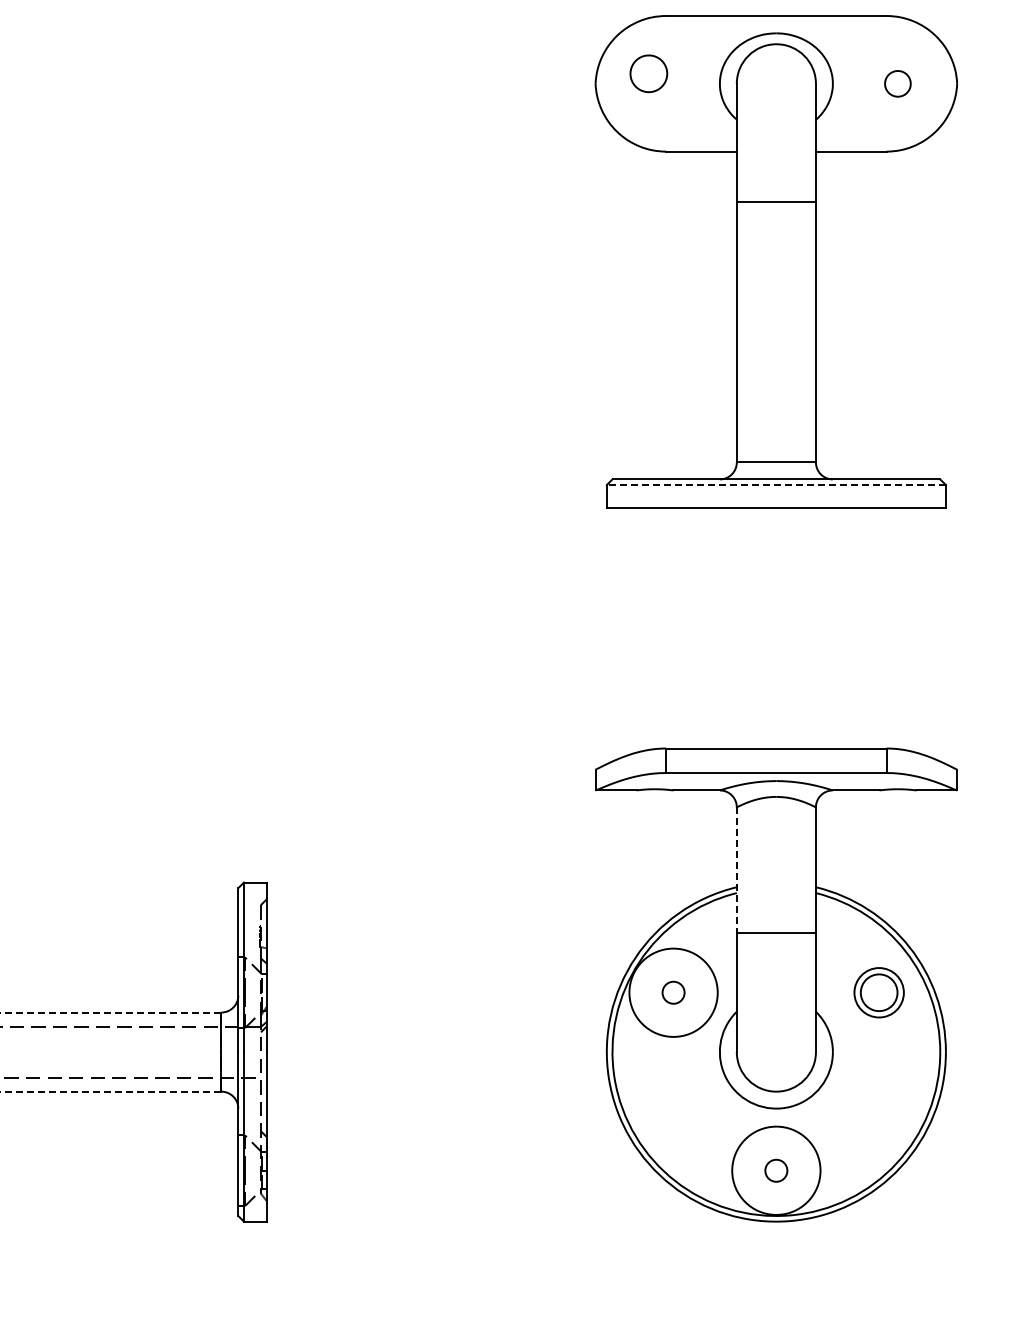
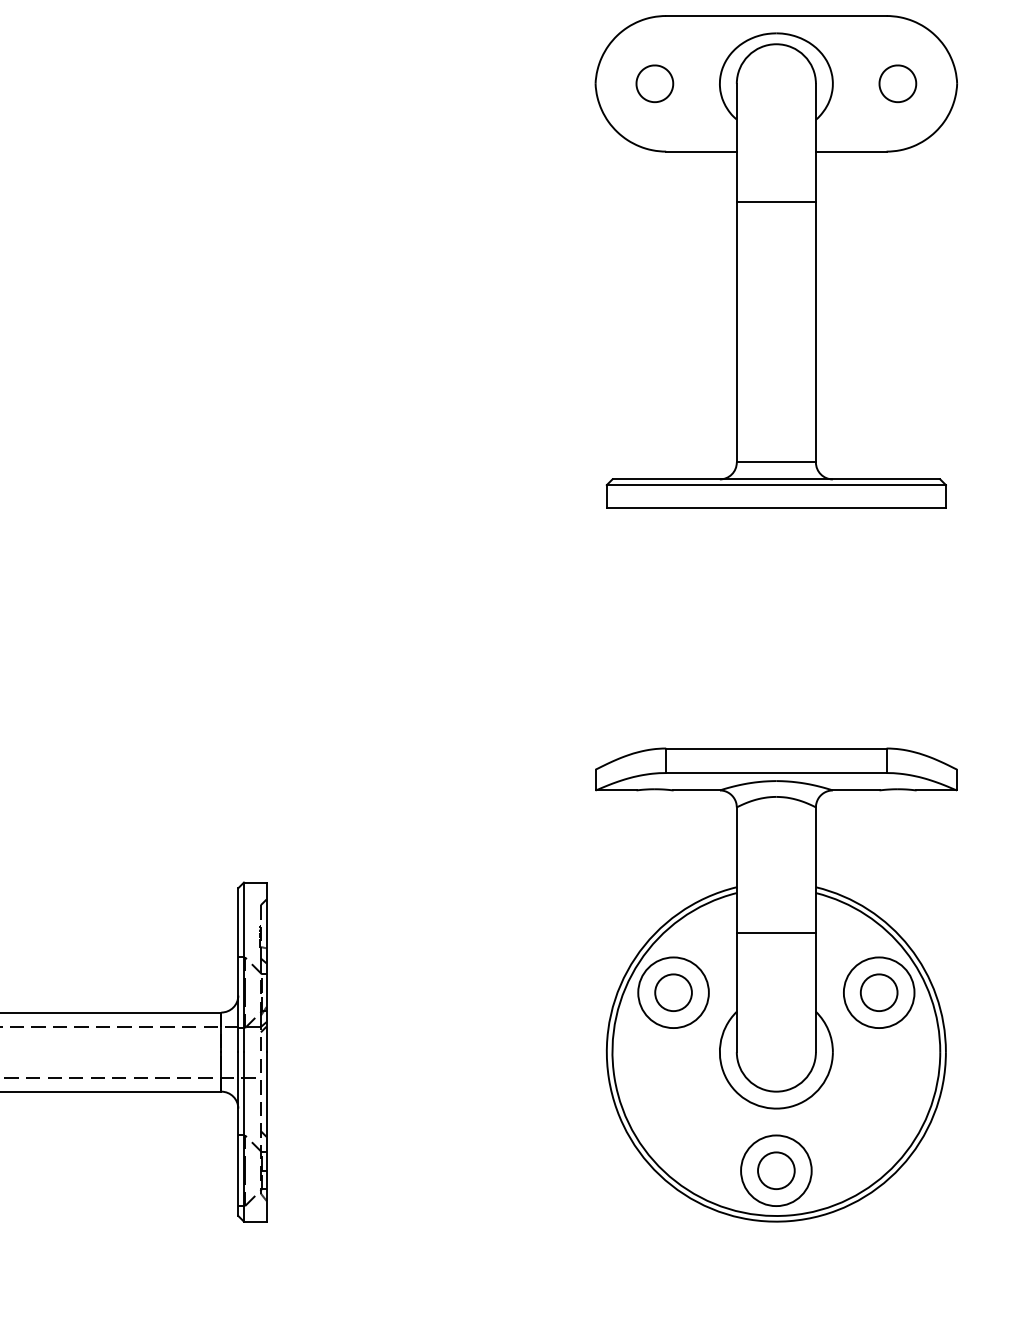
part position: (648, 73) -> (654, 83) (654, 83)
part size: 28x28 px -> 40x40 px (897, 83)
line: dashed -> solid (776, 485)
line: dashed -> solid (736, 870)
circle diameter: 22 px -> 37 px (673, 992)
circle diameter: 88 px -> 71 px (673, 992)
circle diameter: 49 px -> 71 px (878, 992)
line: dashed -> solid (110, 1012)
line: dashed -> solid (111, 1091)
circle diameter: 22 px -> 37 px (776, 1170)
circle diameter: 88 px -> 71 px (776, 1170)
